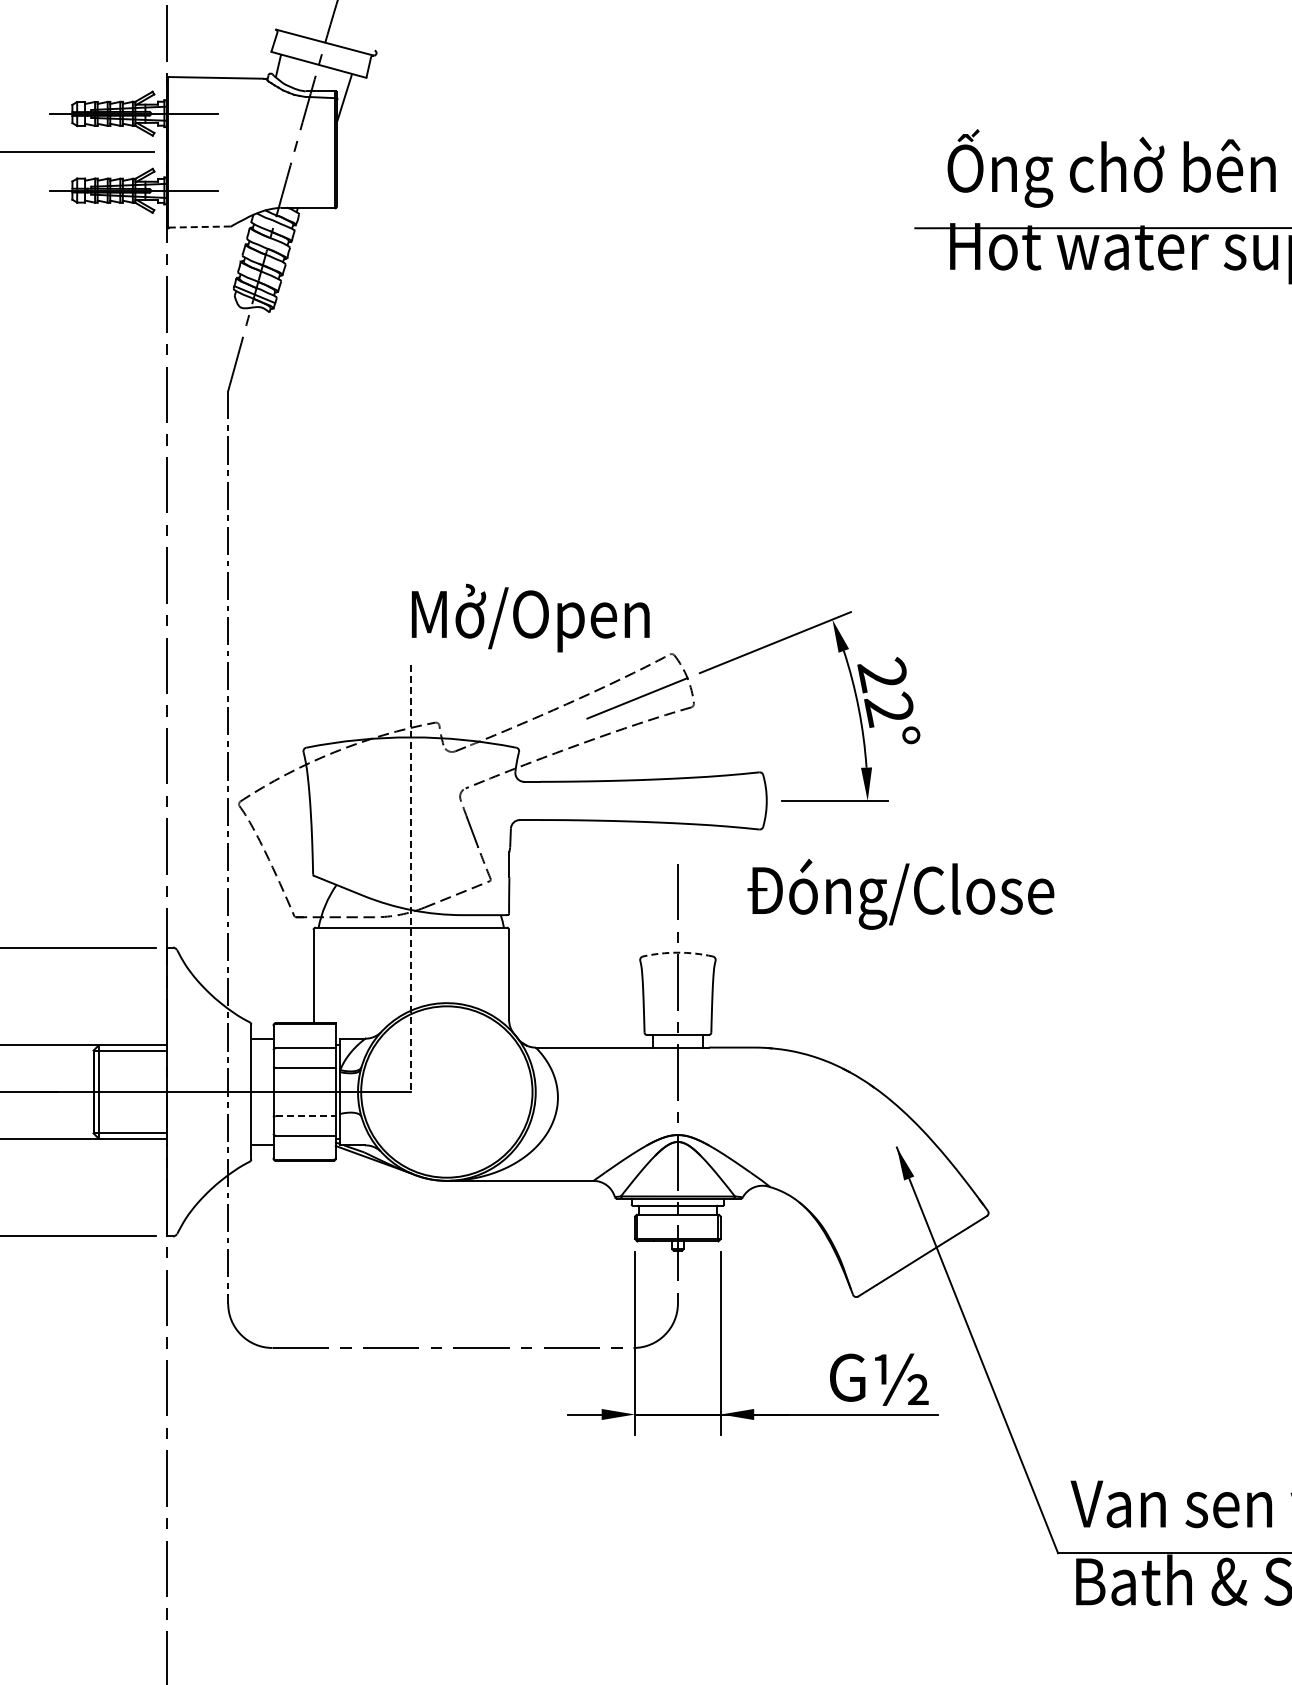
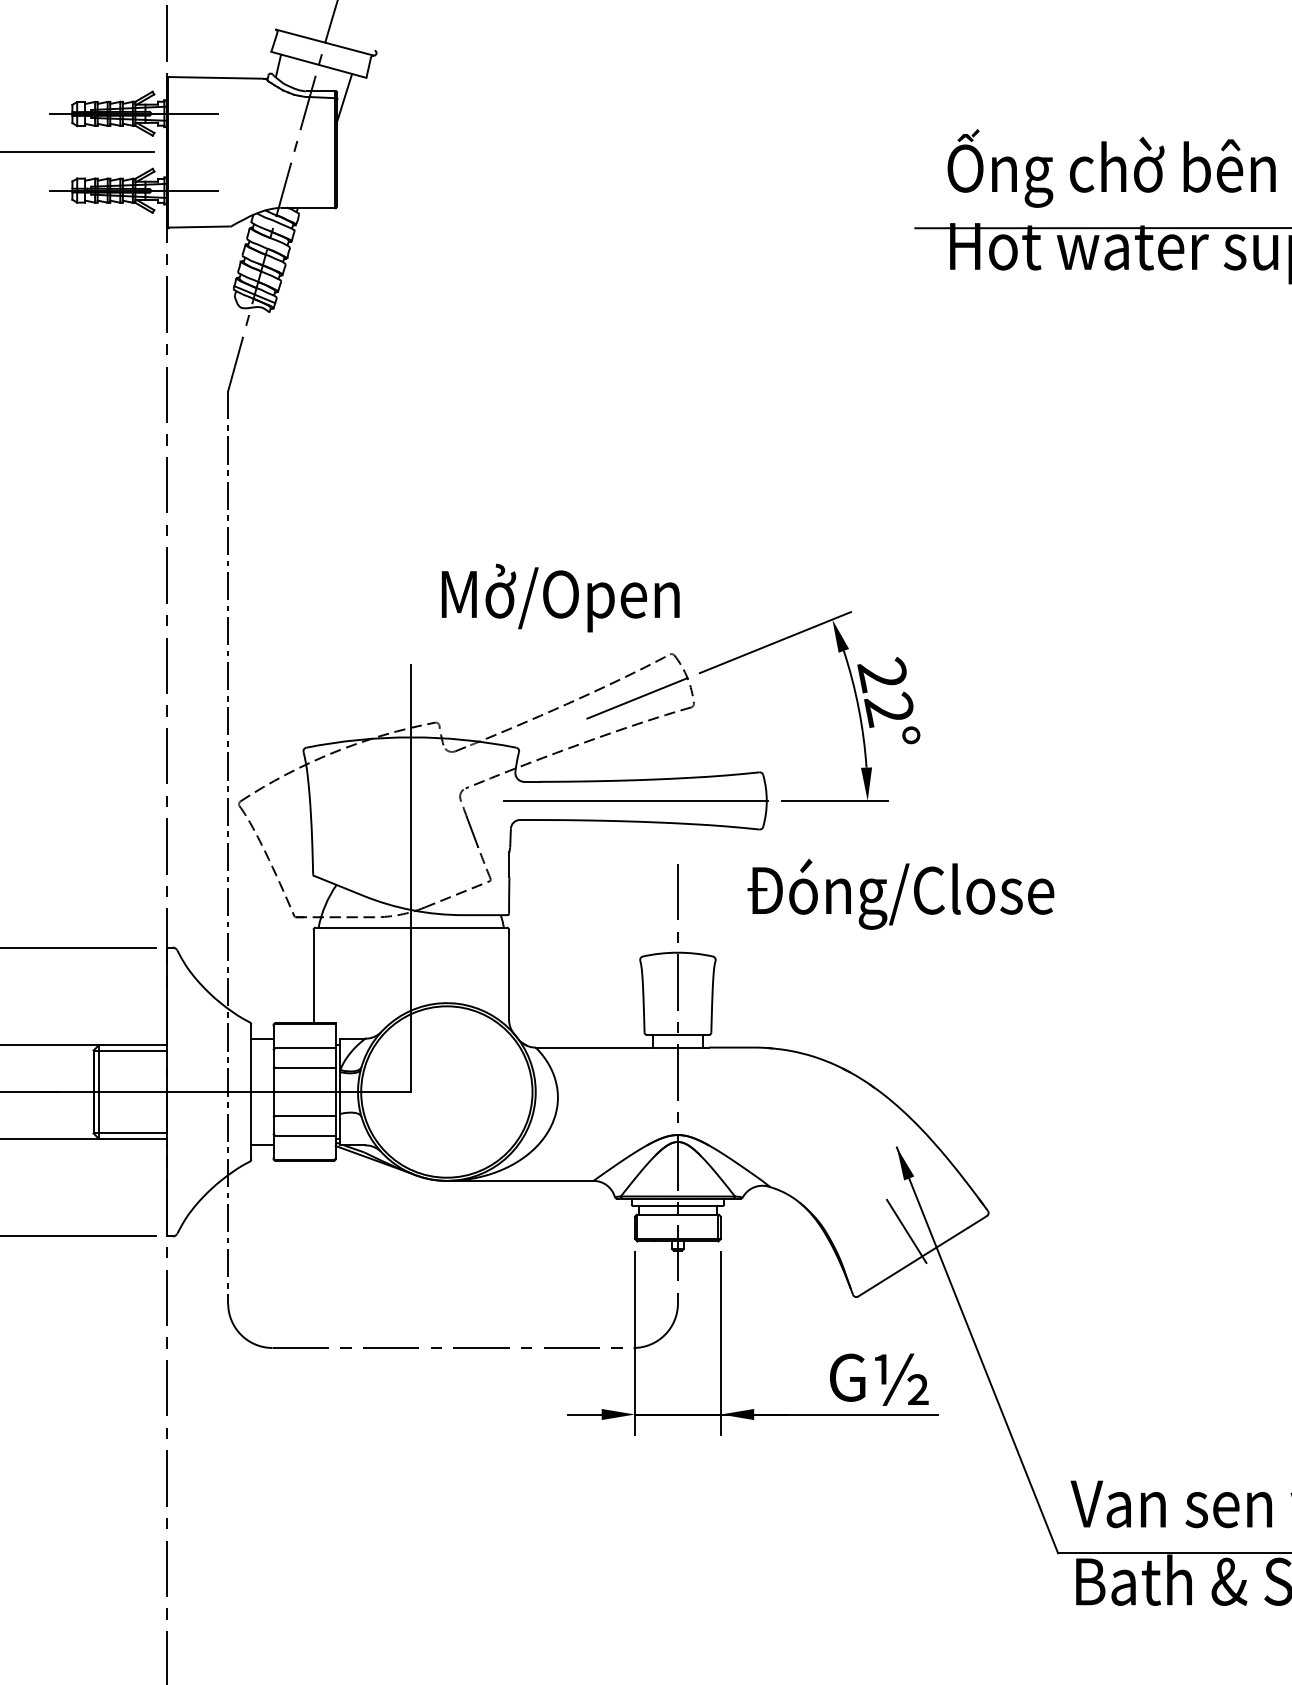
line: dashed -> solid (199, 227)
text position: (530, 617) -> (560, 597) (560, 597)
line: none -> present (636, 800)
line: dashed -> solid (411, 878)
arc: dashed -> solid (677, 952)
line: dashed -> solid (305, 1116)
line: none -> present (906, 1230)
